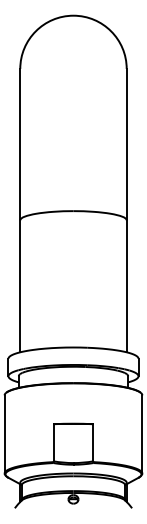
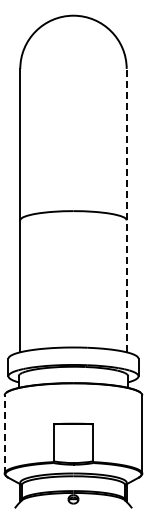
line: solid -> dashed (126, 210)
line: solid -> dashed (4, 433)
